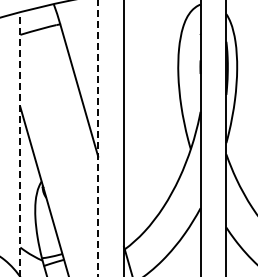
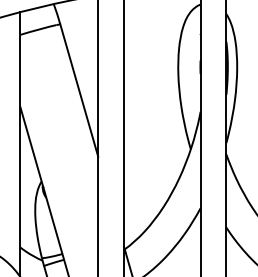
line: dashed -> solid (98, 138)
line: dashed -> solid (20, 144)
